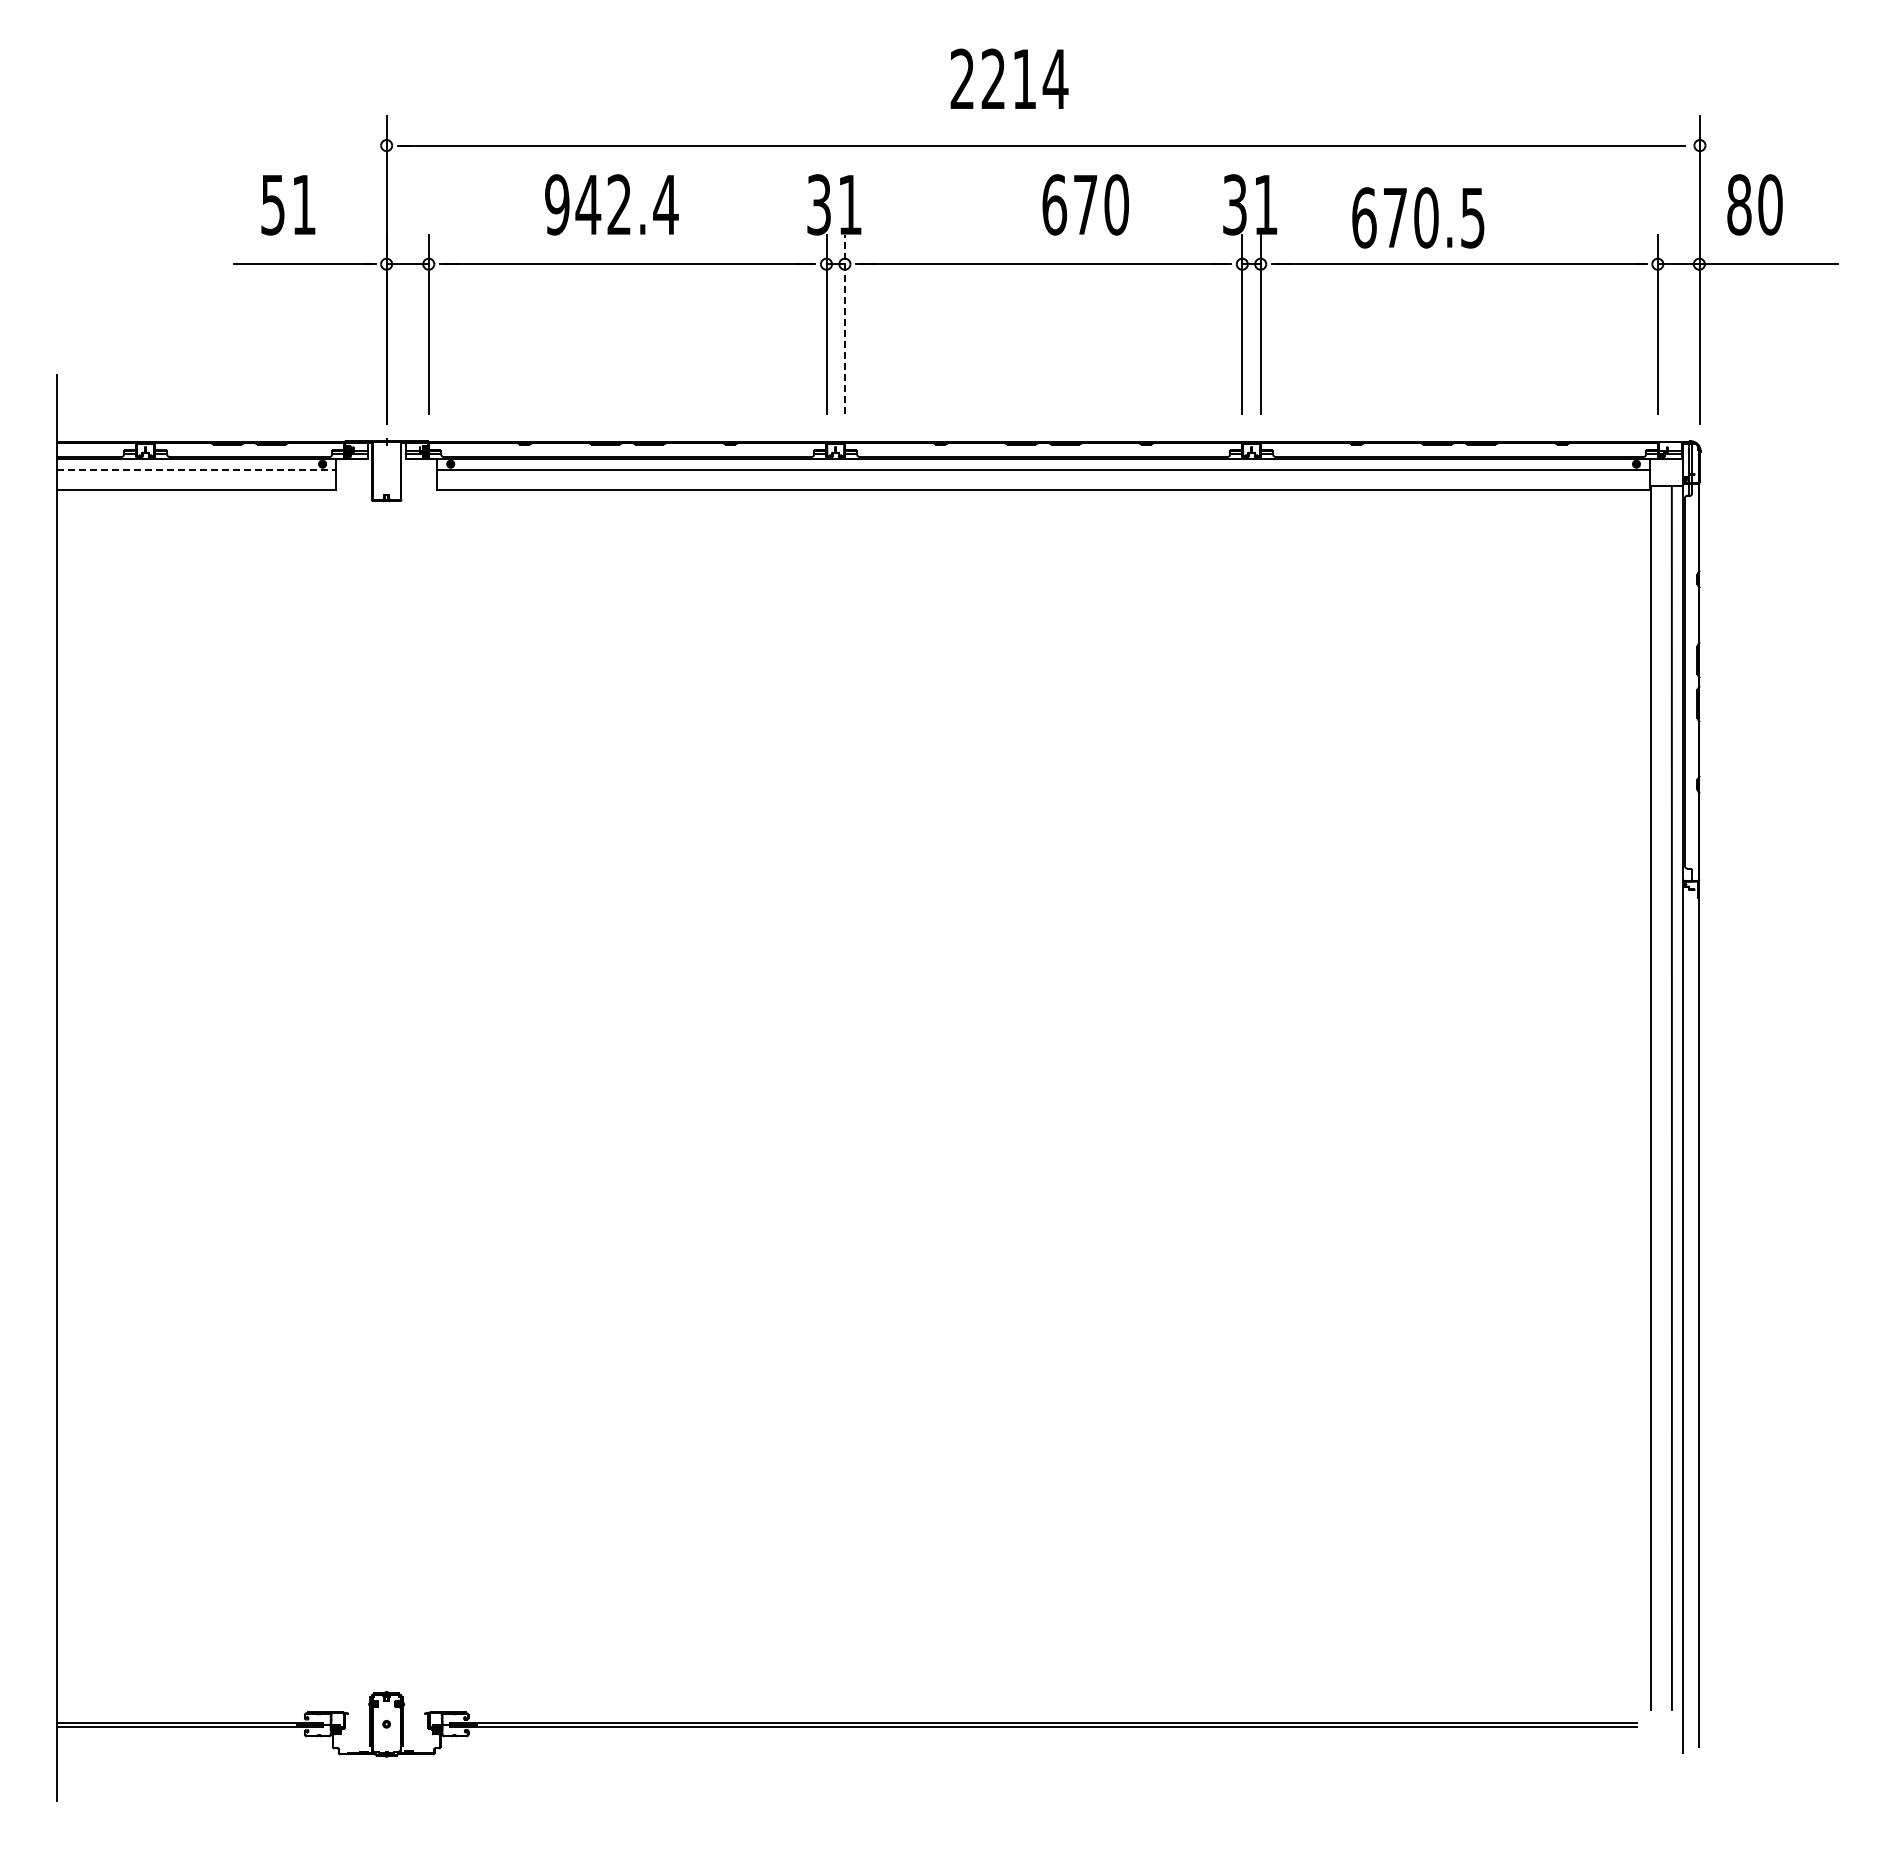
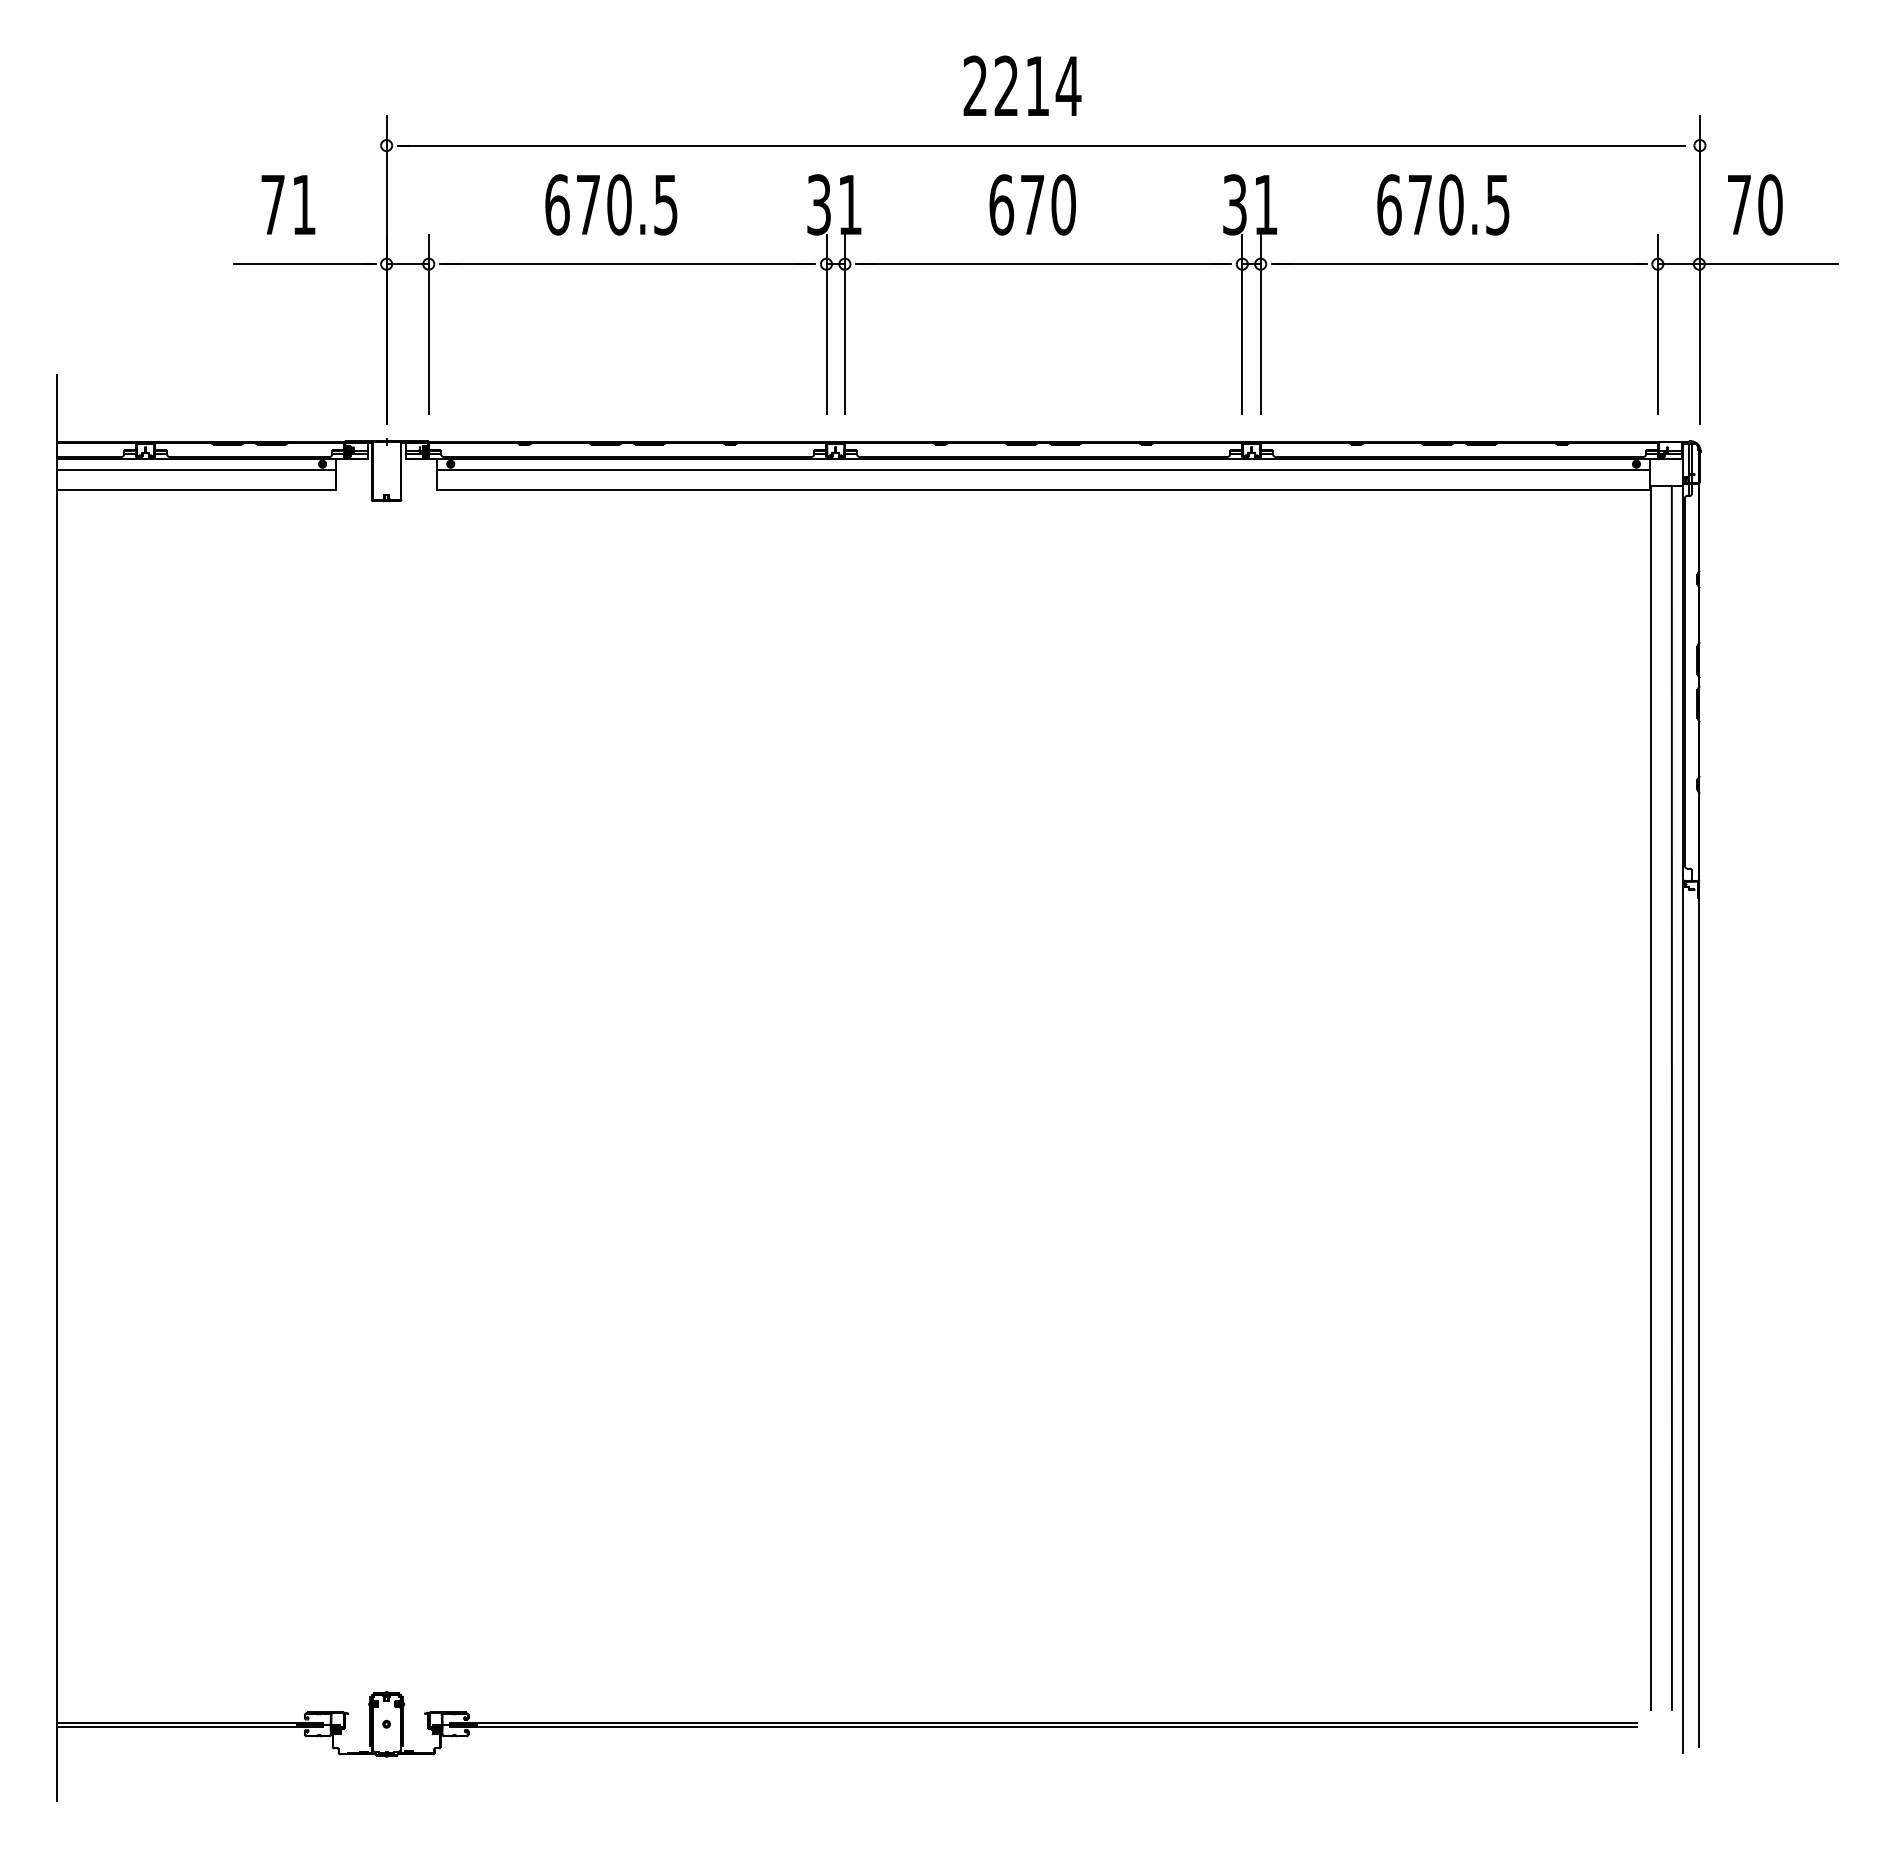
text position: (1009, 78) -> (1022, 85) (1022, 85)
text: 942.4 -> 670.5 (611, 204)
text position: (1085, 204) -> (1032, 204) (1032, 204)
text: 80 -> 70 (1739, 204)
text: 51 -> 71 (272, 205)
text position: (1418, 217) -> (1443, 204) (1443, 204)
line: dashed -> solid (844, 324)
line: dashed -> solid (196, 469)
